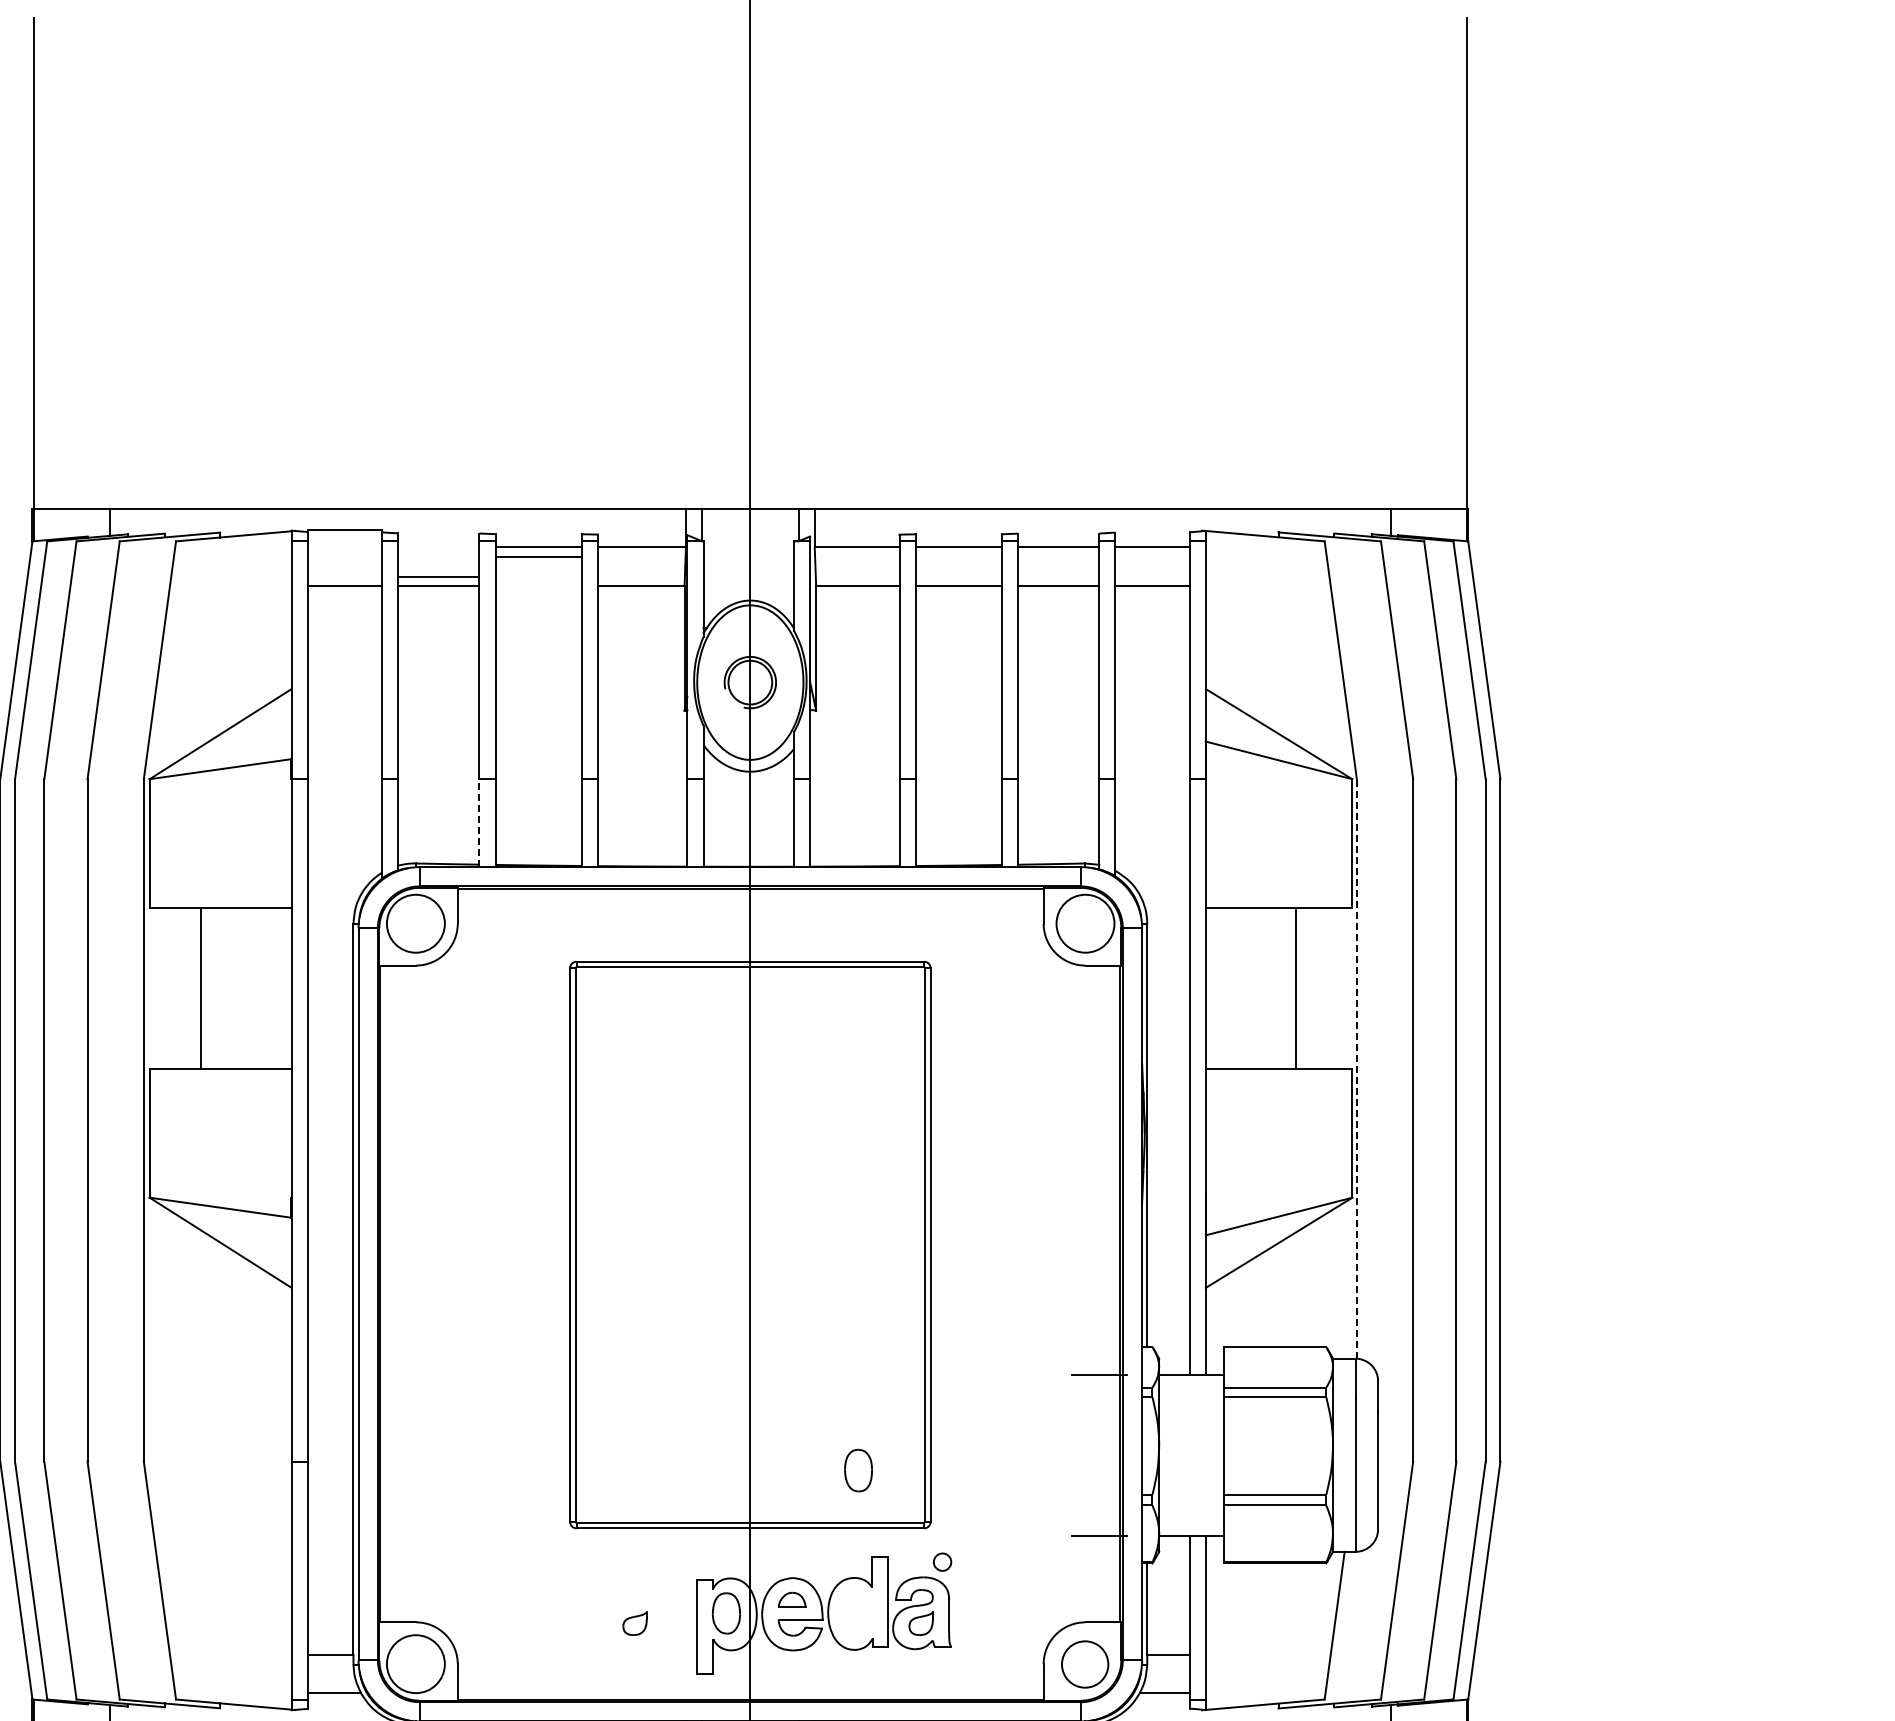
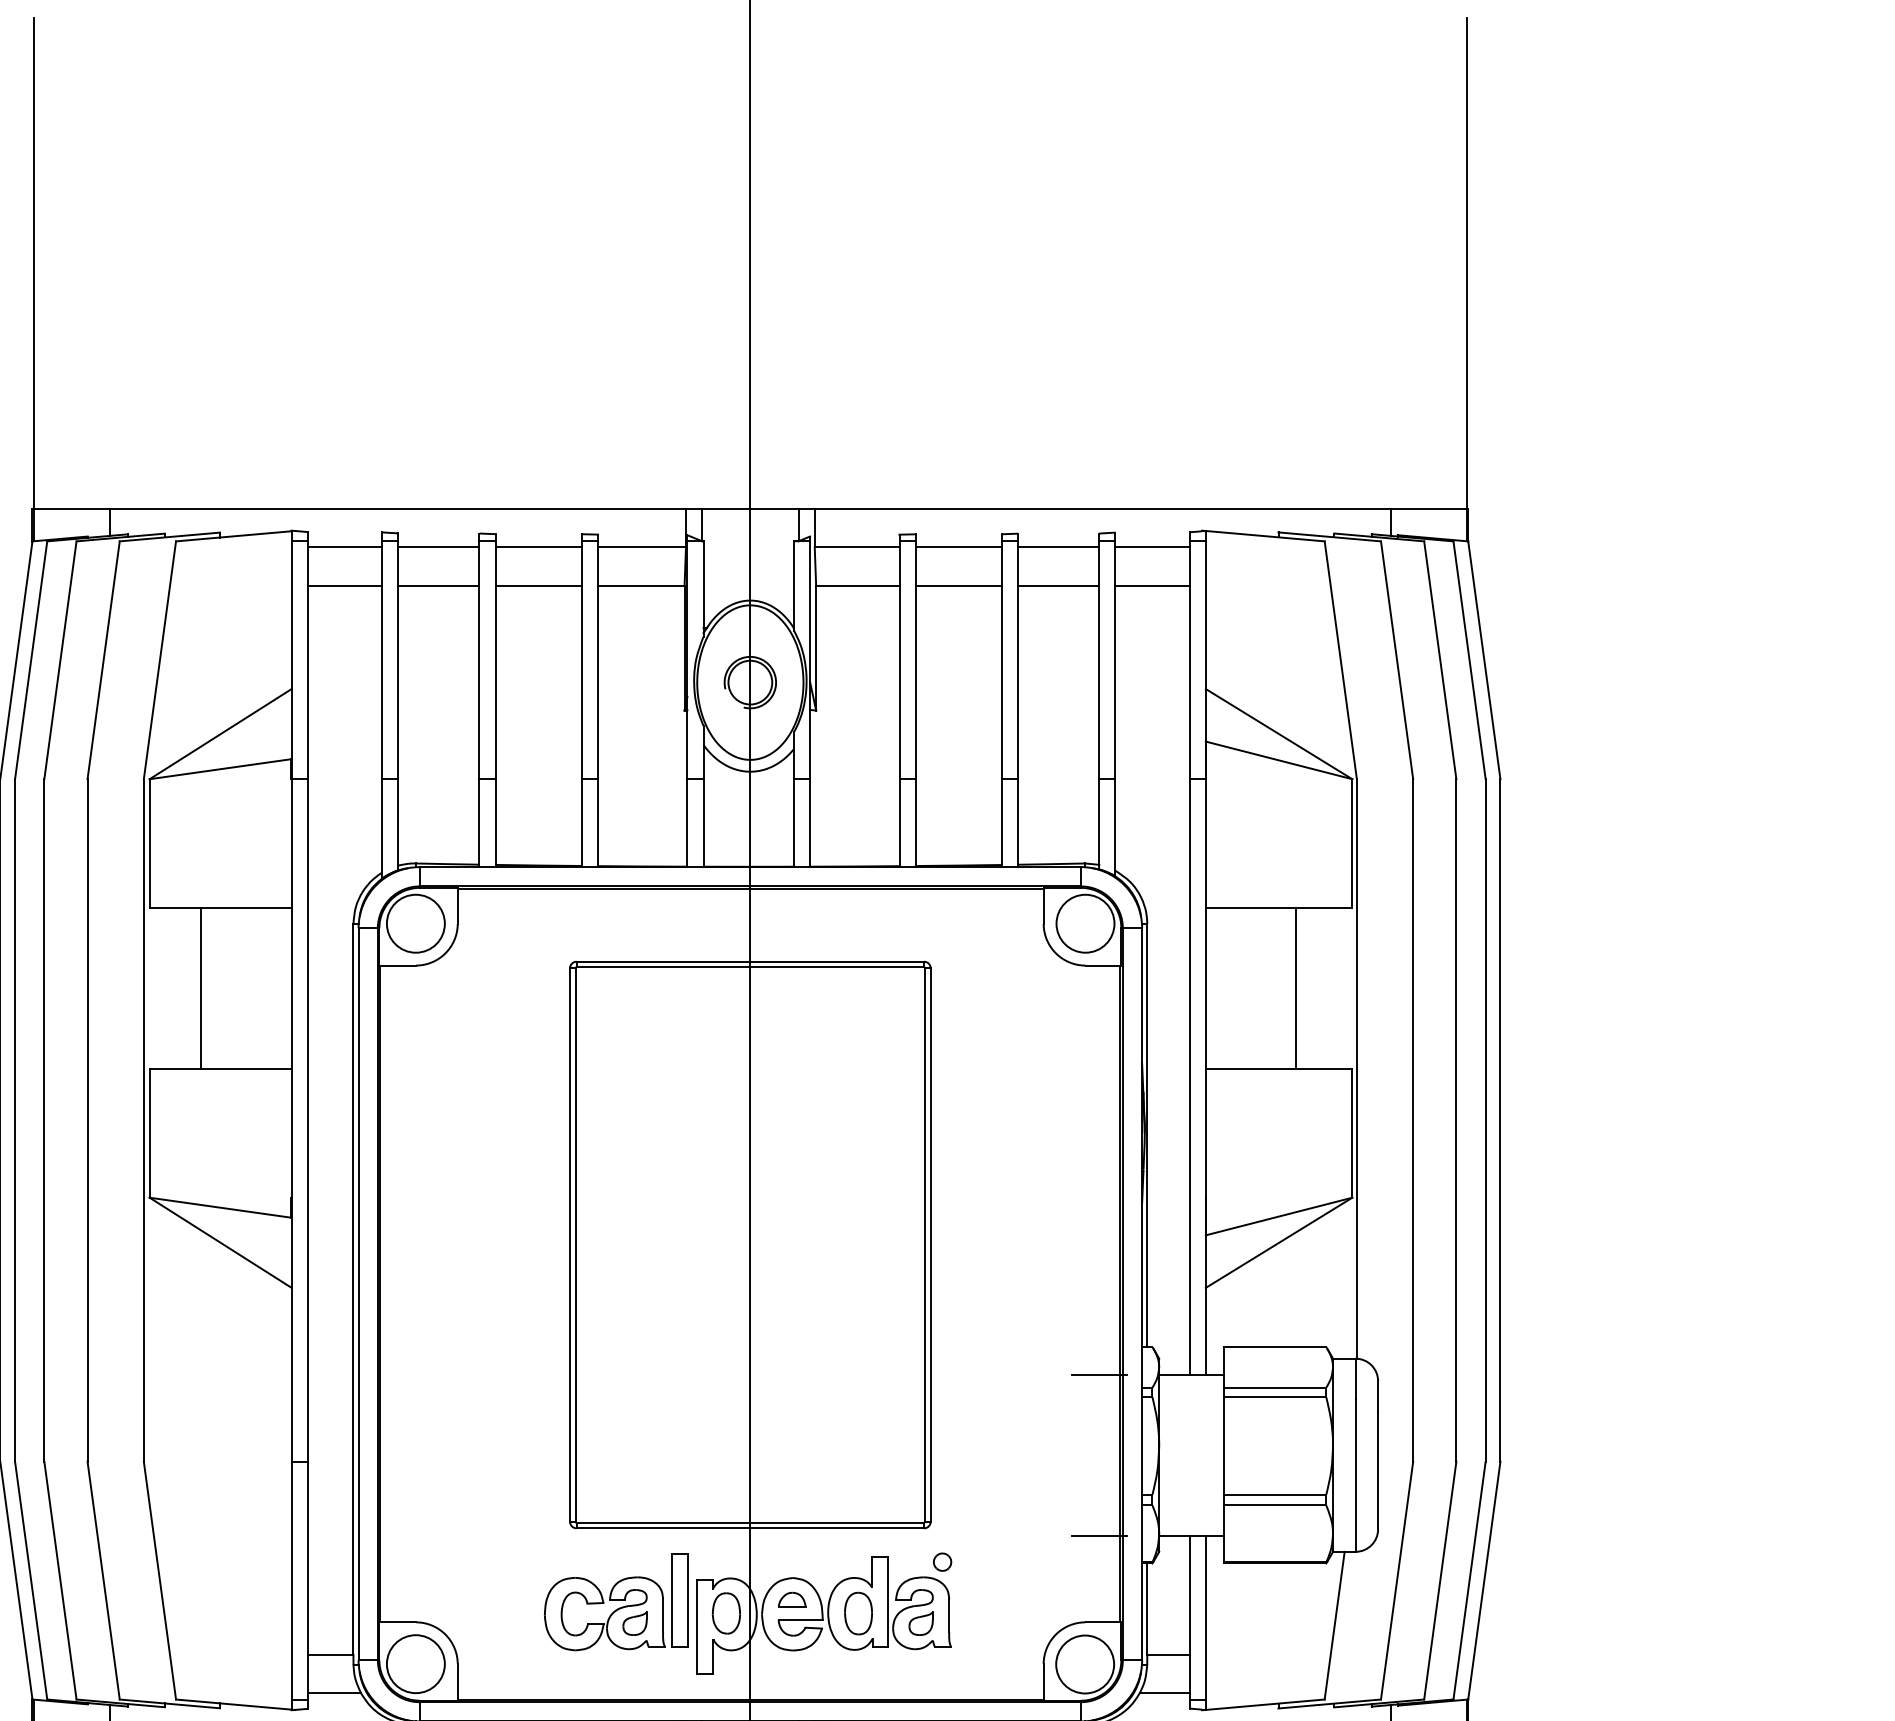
line position: (344, 530) -> (344, 547) (344, 547)
line position: (538, 557) -> (538, 586) (538, 586)
line position: (438, 577) -> (438, 547) (438, 547)
line: dashed -> solid (479, 823)
line: dashed -> solid (1356, 1068)
part position: (858, 1470) -> (858, 1613) (858, 1613)
part: none -> present (616, 1602)
circle diameter: 46 px -> 58 px (1085, 1664)
